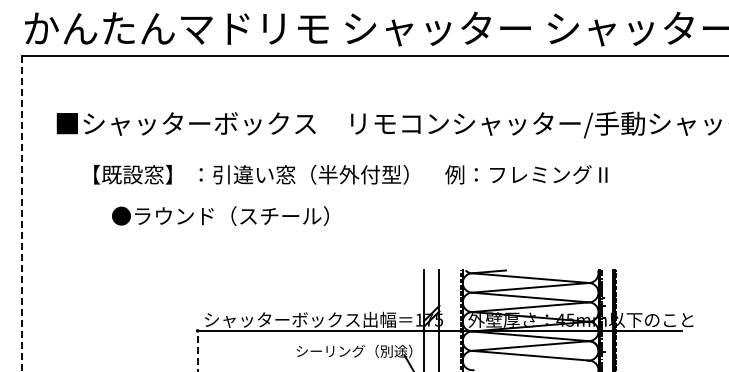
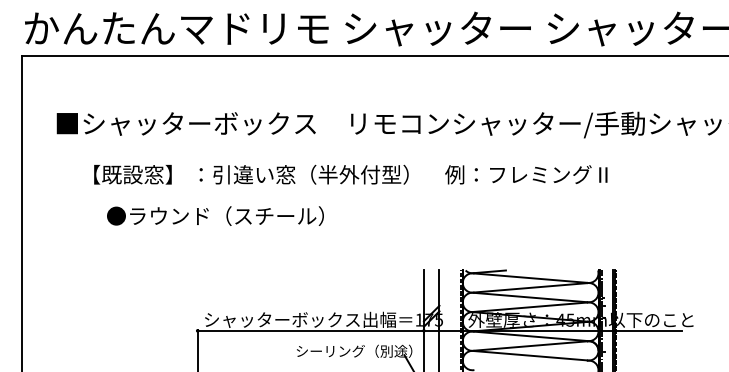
line: dashed -> solid (21, 214)
text position: (220, 215) -> (215, 215) (215, 215)
line: dashed -> solid (197, 350)
